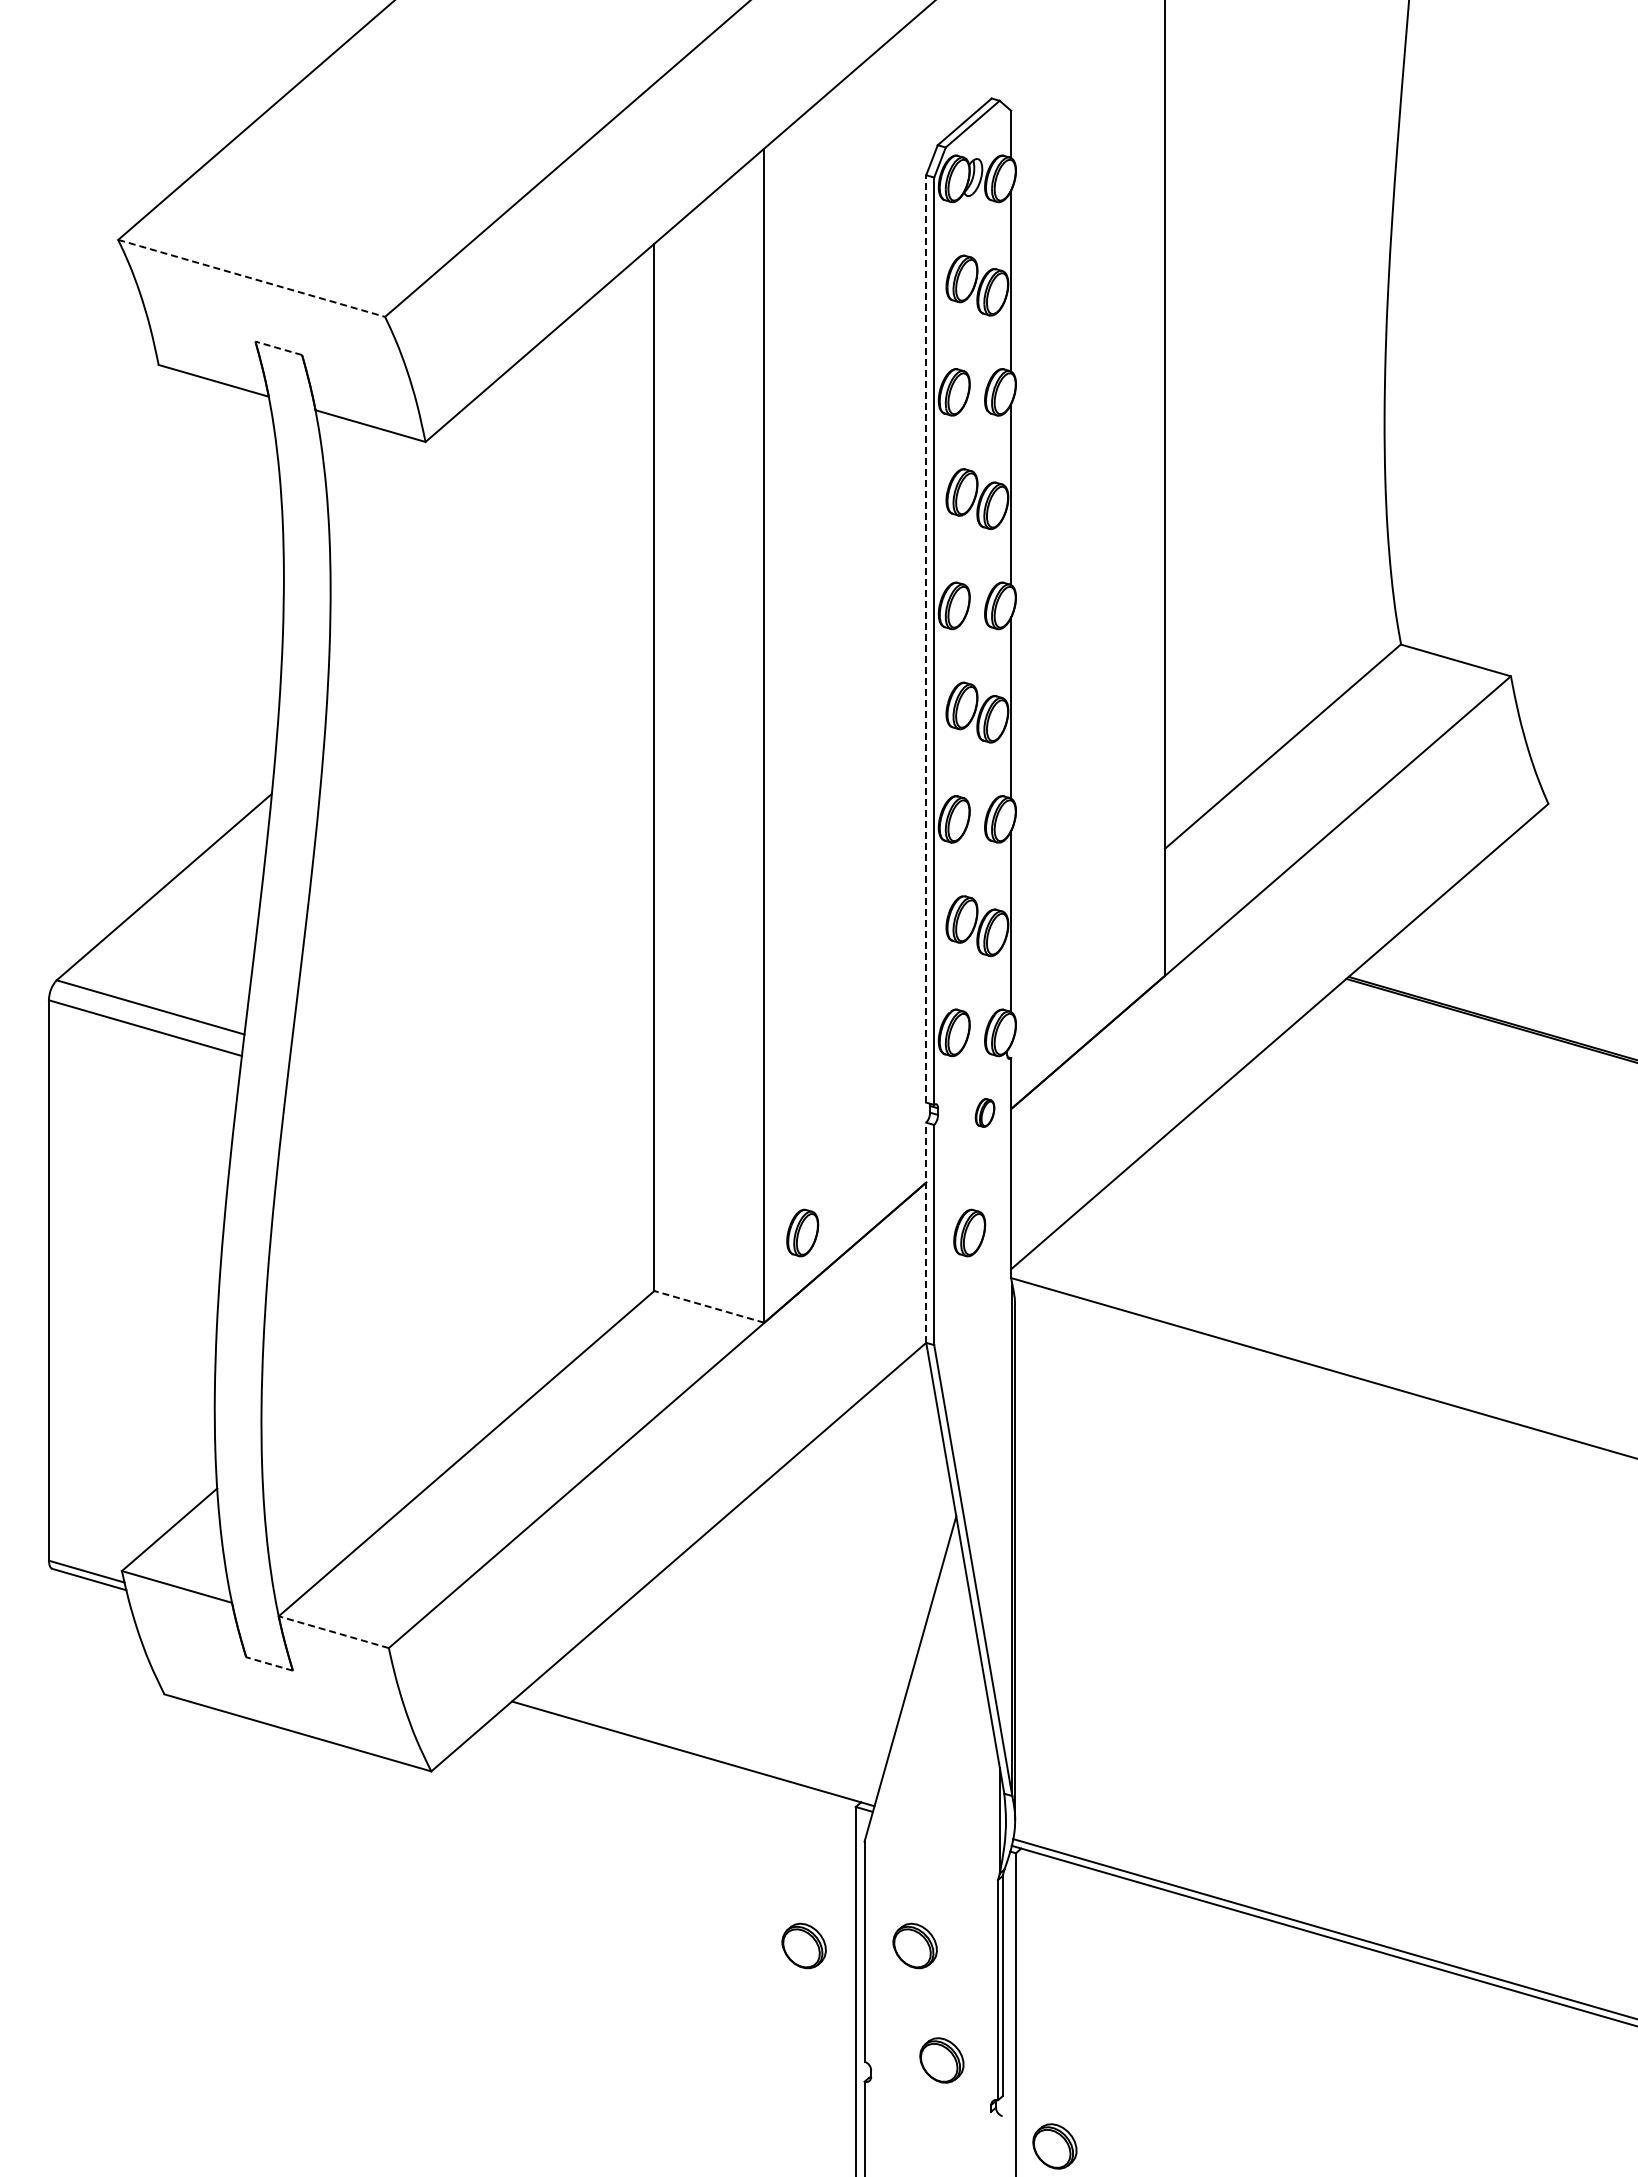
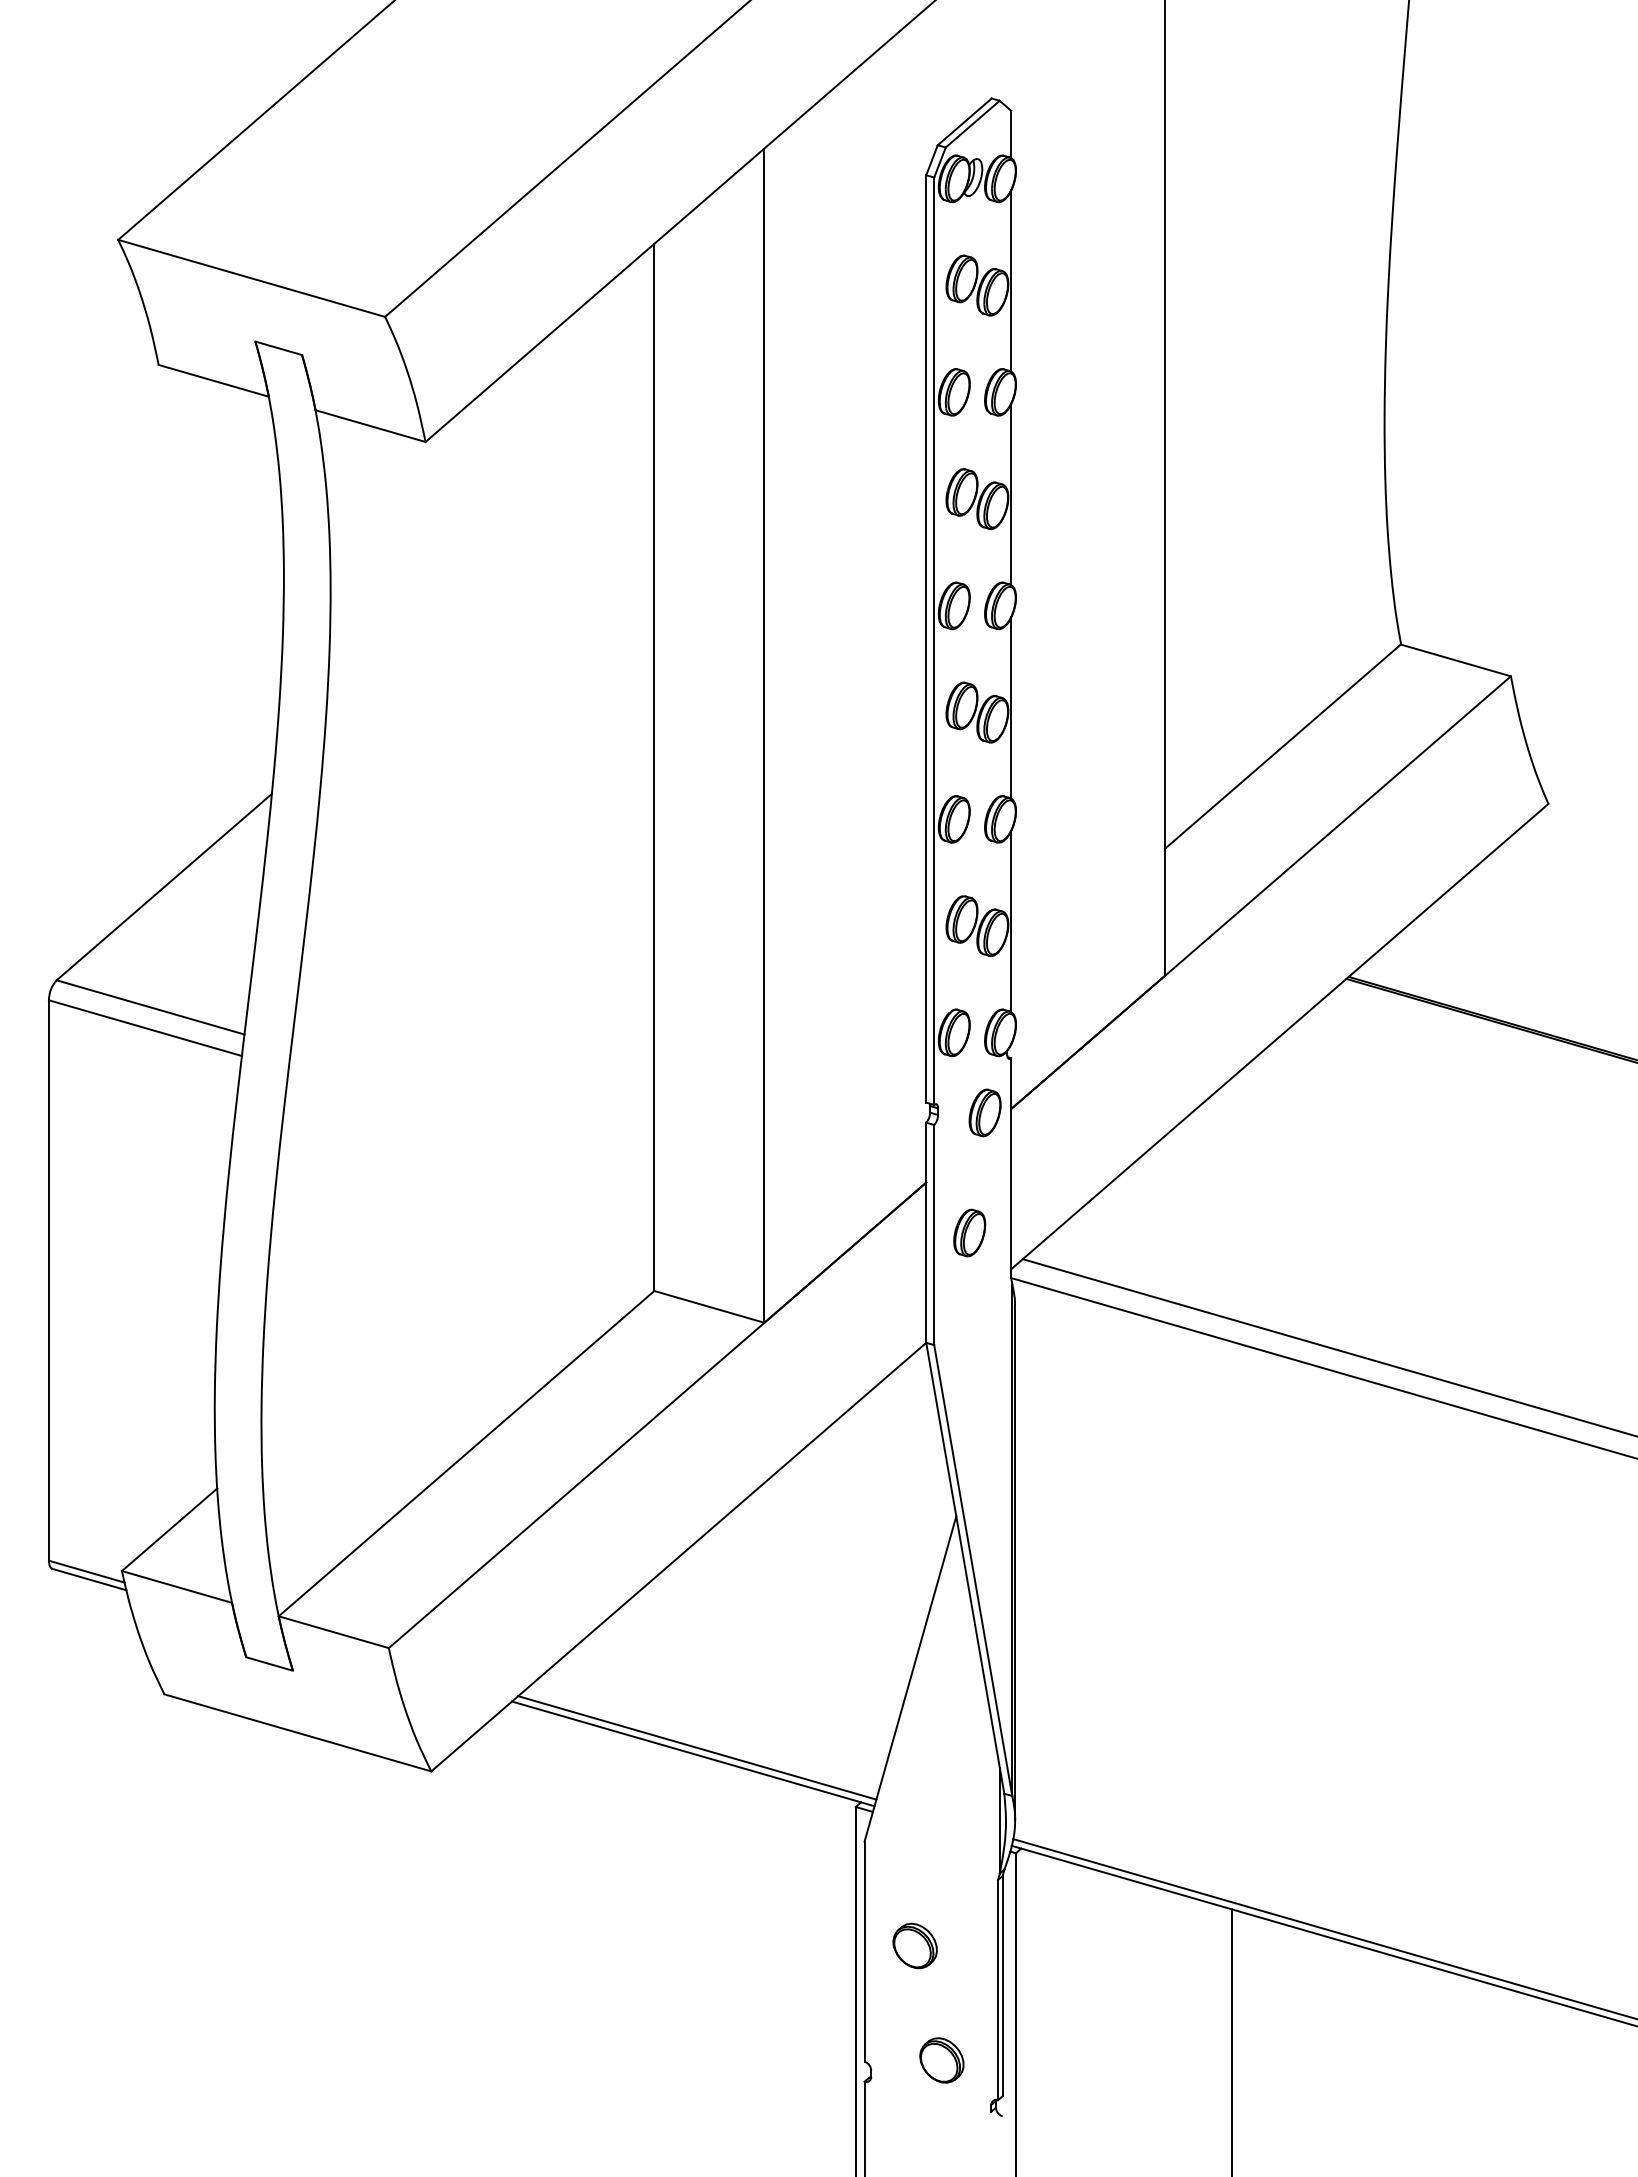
line: dashed -> solid (251, 278)
line: dashed -> solid (278, 348)
line: dashed -> solid (926, 638)
part size: 22x30 px -> 34x50 px (984, 1112)
part: present -> none (802, 1232)
line: dashed -> solid (926, 1232)
line: dashed -> solid (708, 1306)
line: none -> present (1328, 1347)
line: dashed -> solid (333, 1632)
line: dashed -> solid (269, 1663)
line: none -> present (697, 1747)
part: present -> none (803, 1945)
line: none -> present (1231, 2041)
part: present -> none (1054, 2146)
